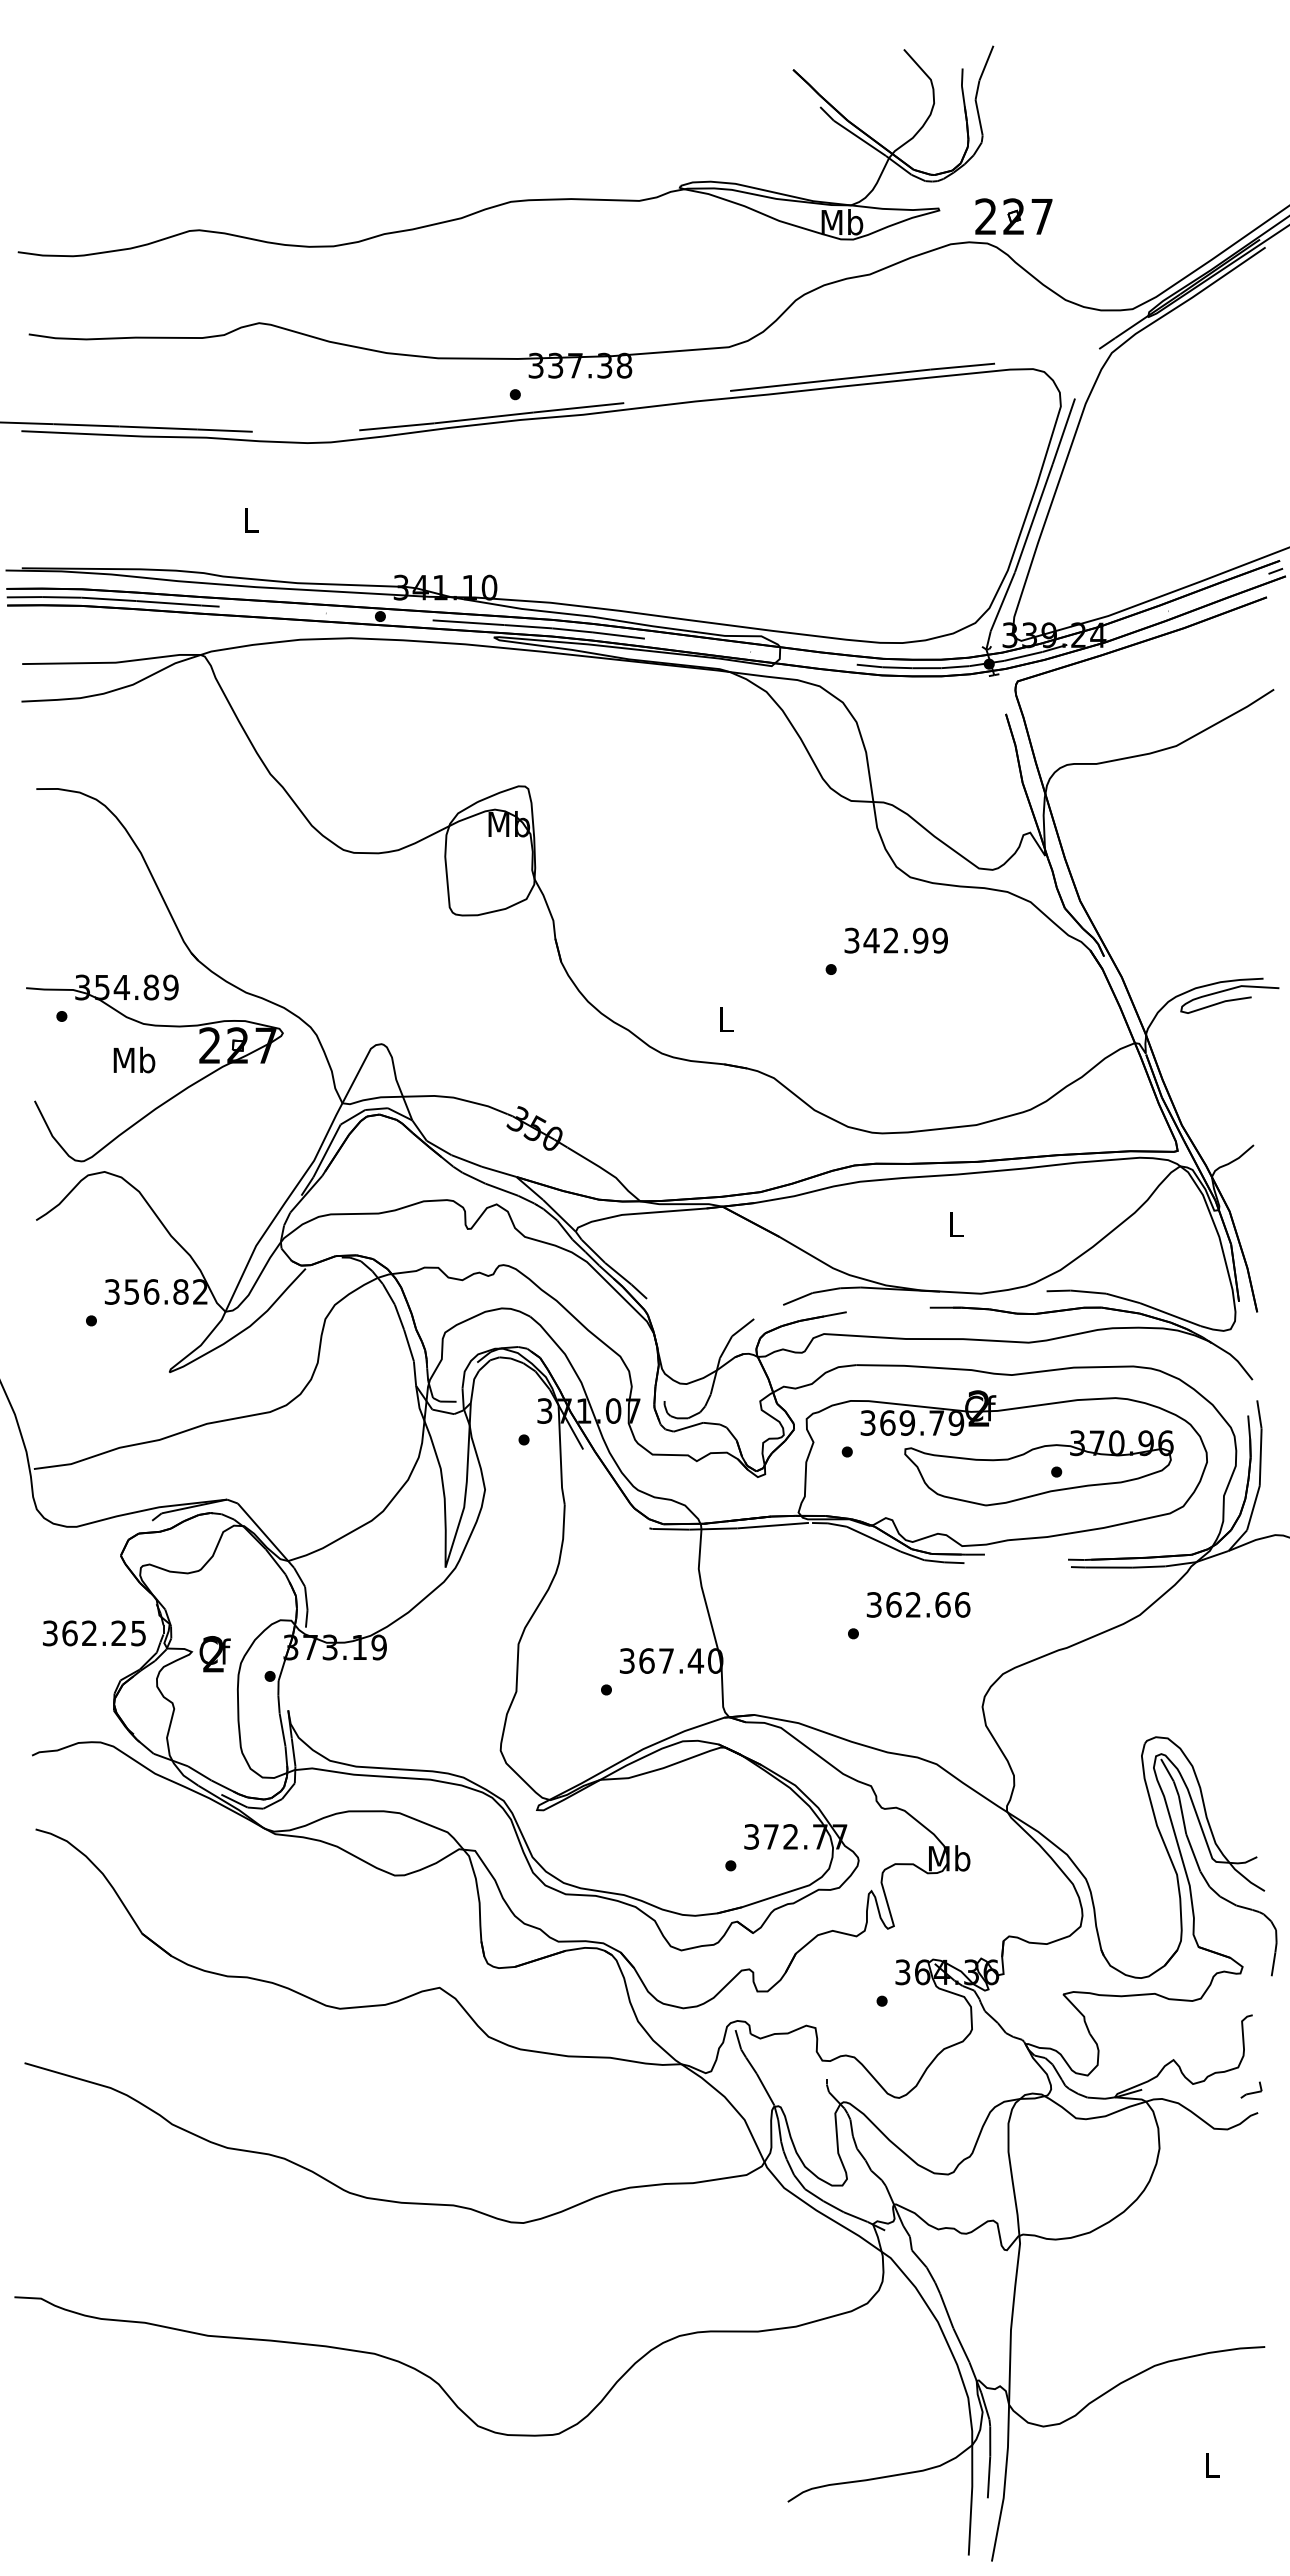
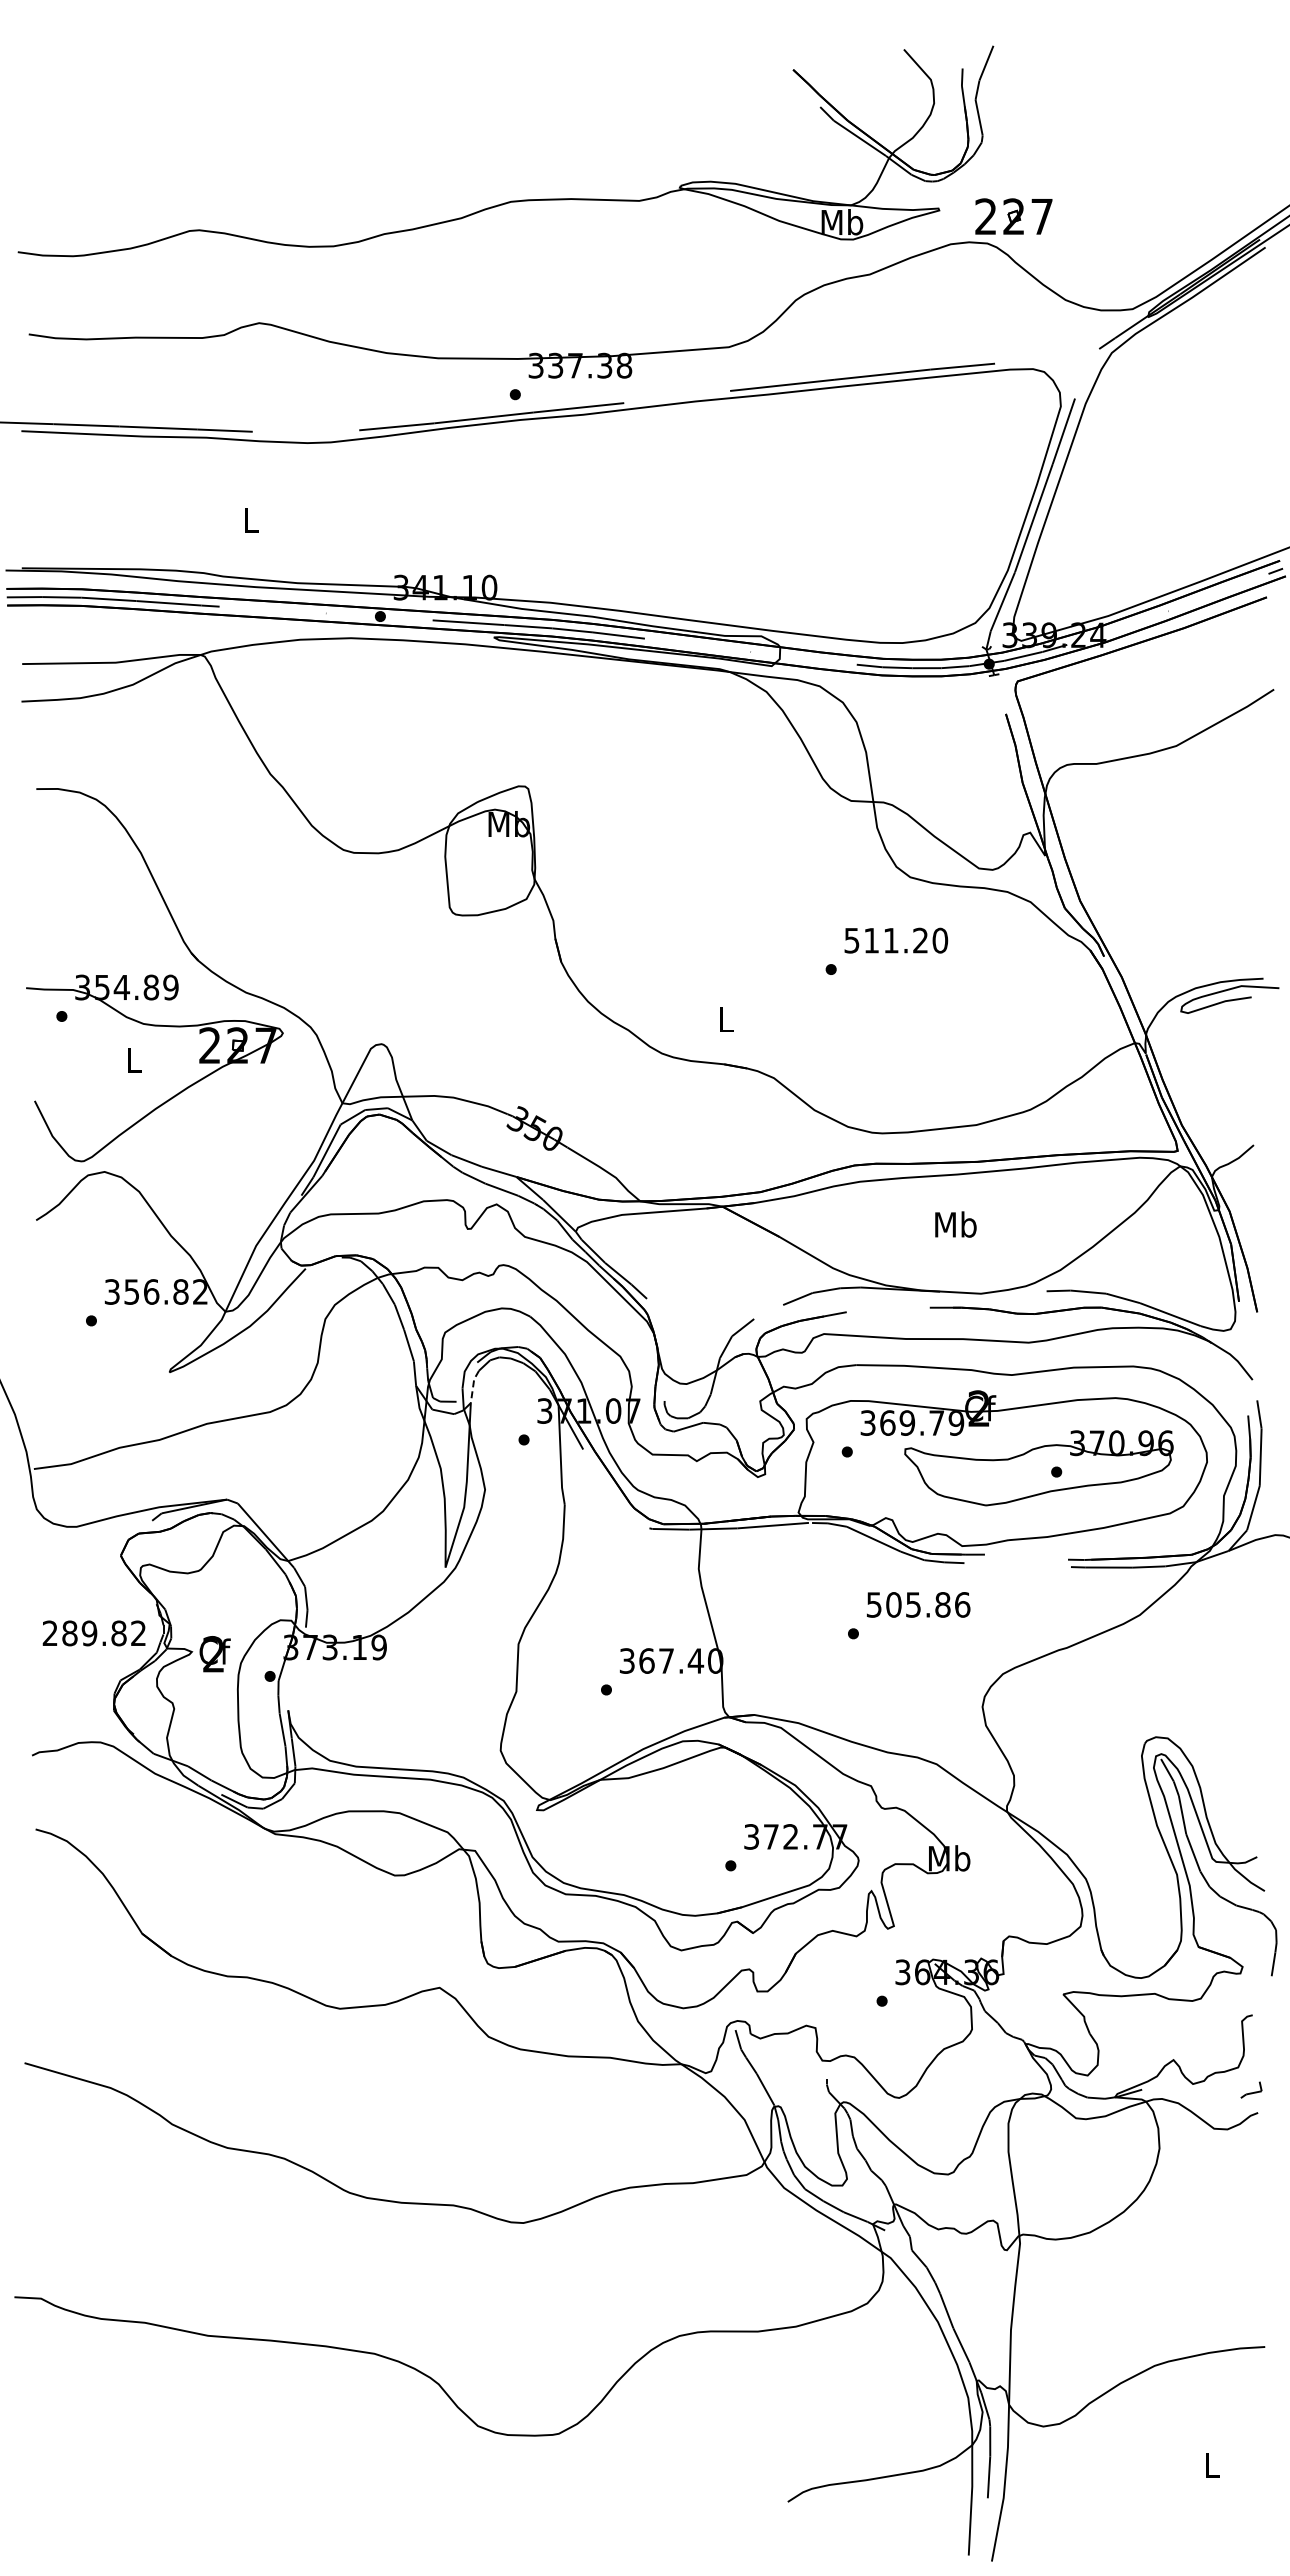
text: 342.99 -> 511.20 (896, 940)
text: Mb -> L (134, 1059)
text: L -> Mb (955, 1224)
line: solid -> dashed (473, 1385)
text: 362.66 -> 505.86 (908, 1604)
text: 362.25 -> 289.82 (93, 1633)
